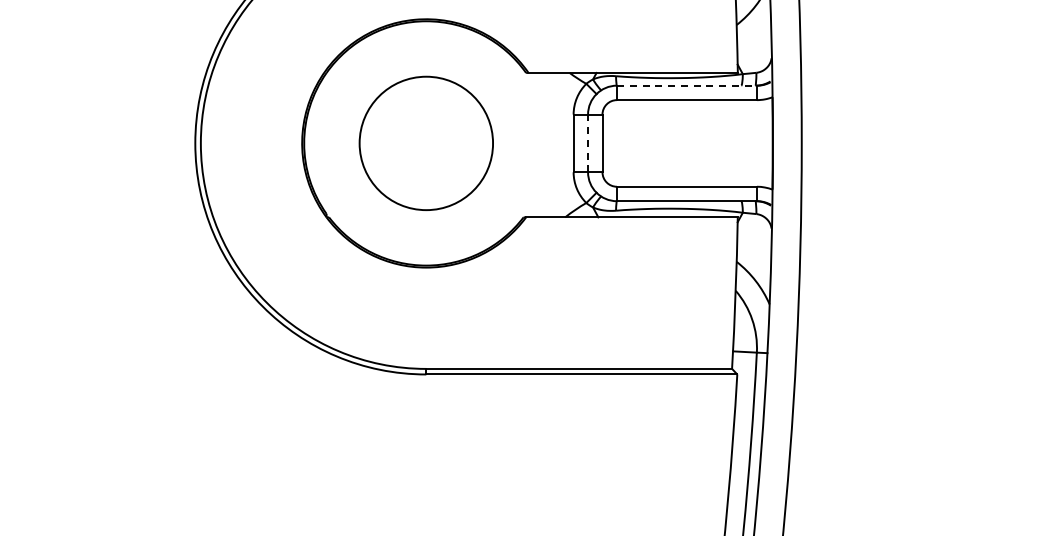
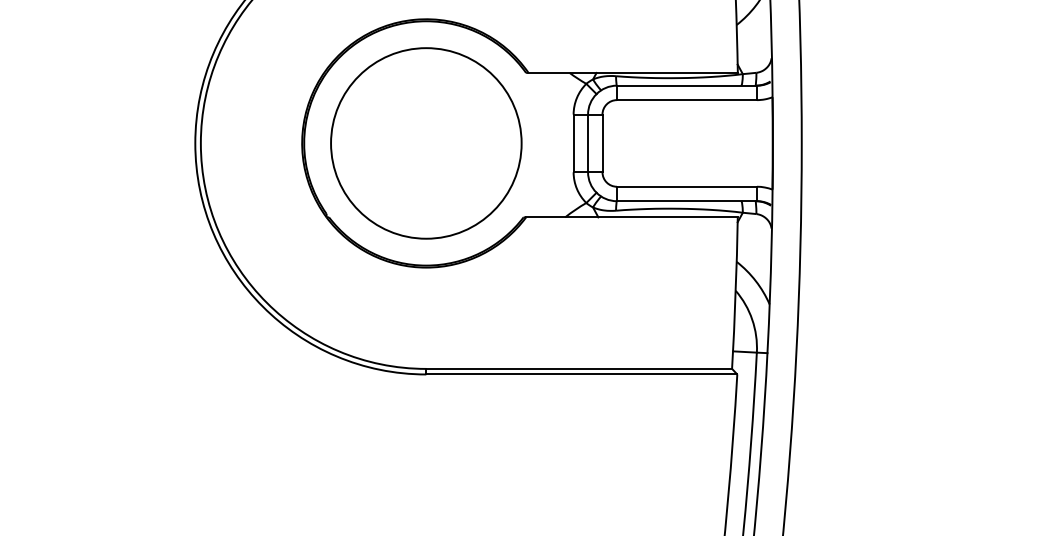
line: dashed -> solid (687, 85)
circle diameter: 133 px -> 191 px (426, 143)
line: dashed -> solid (588, 143)
